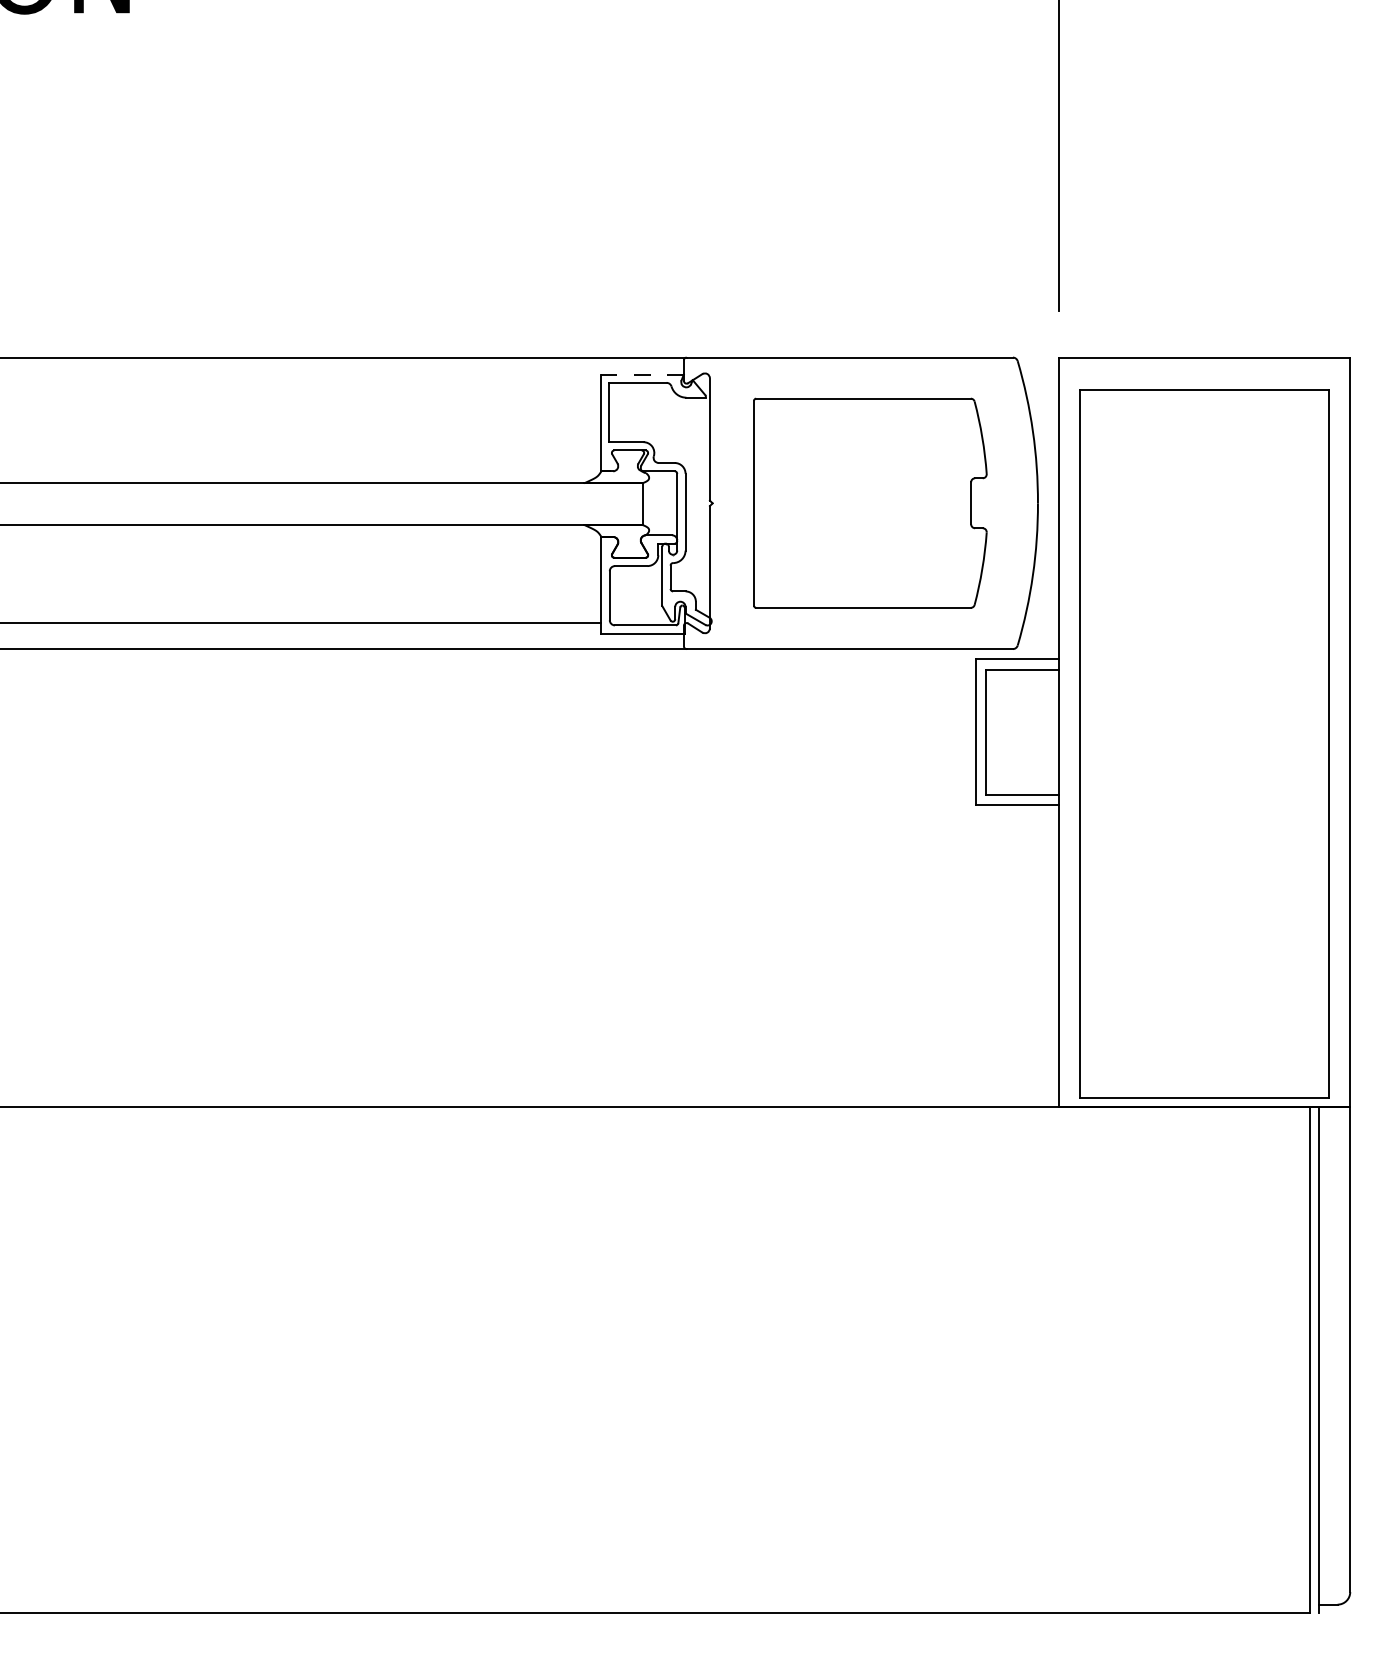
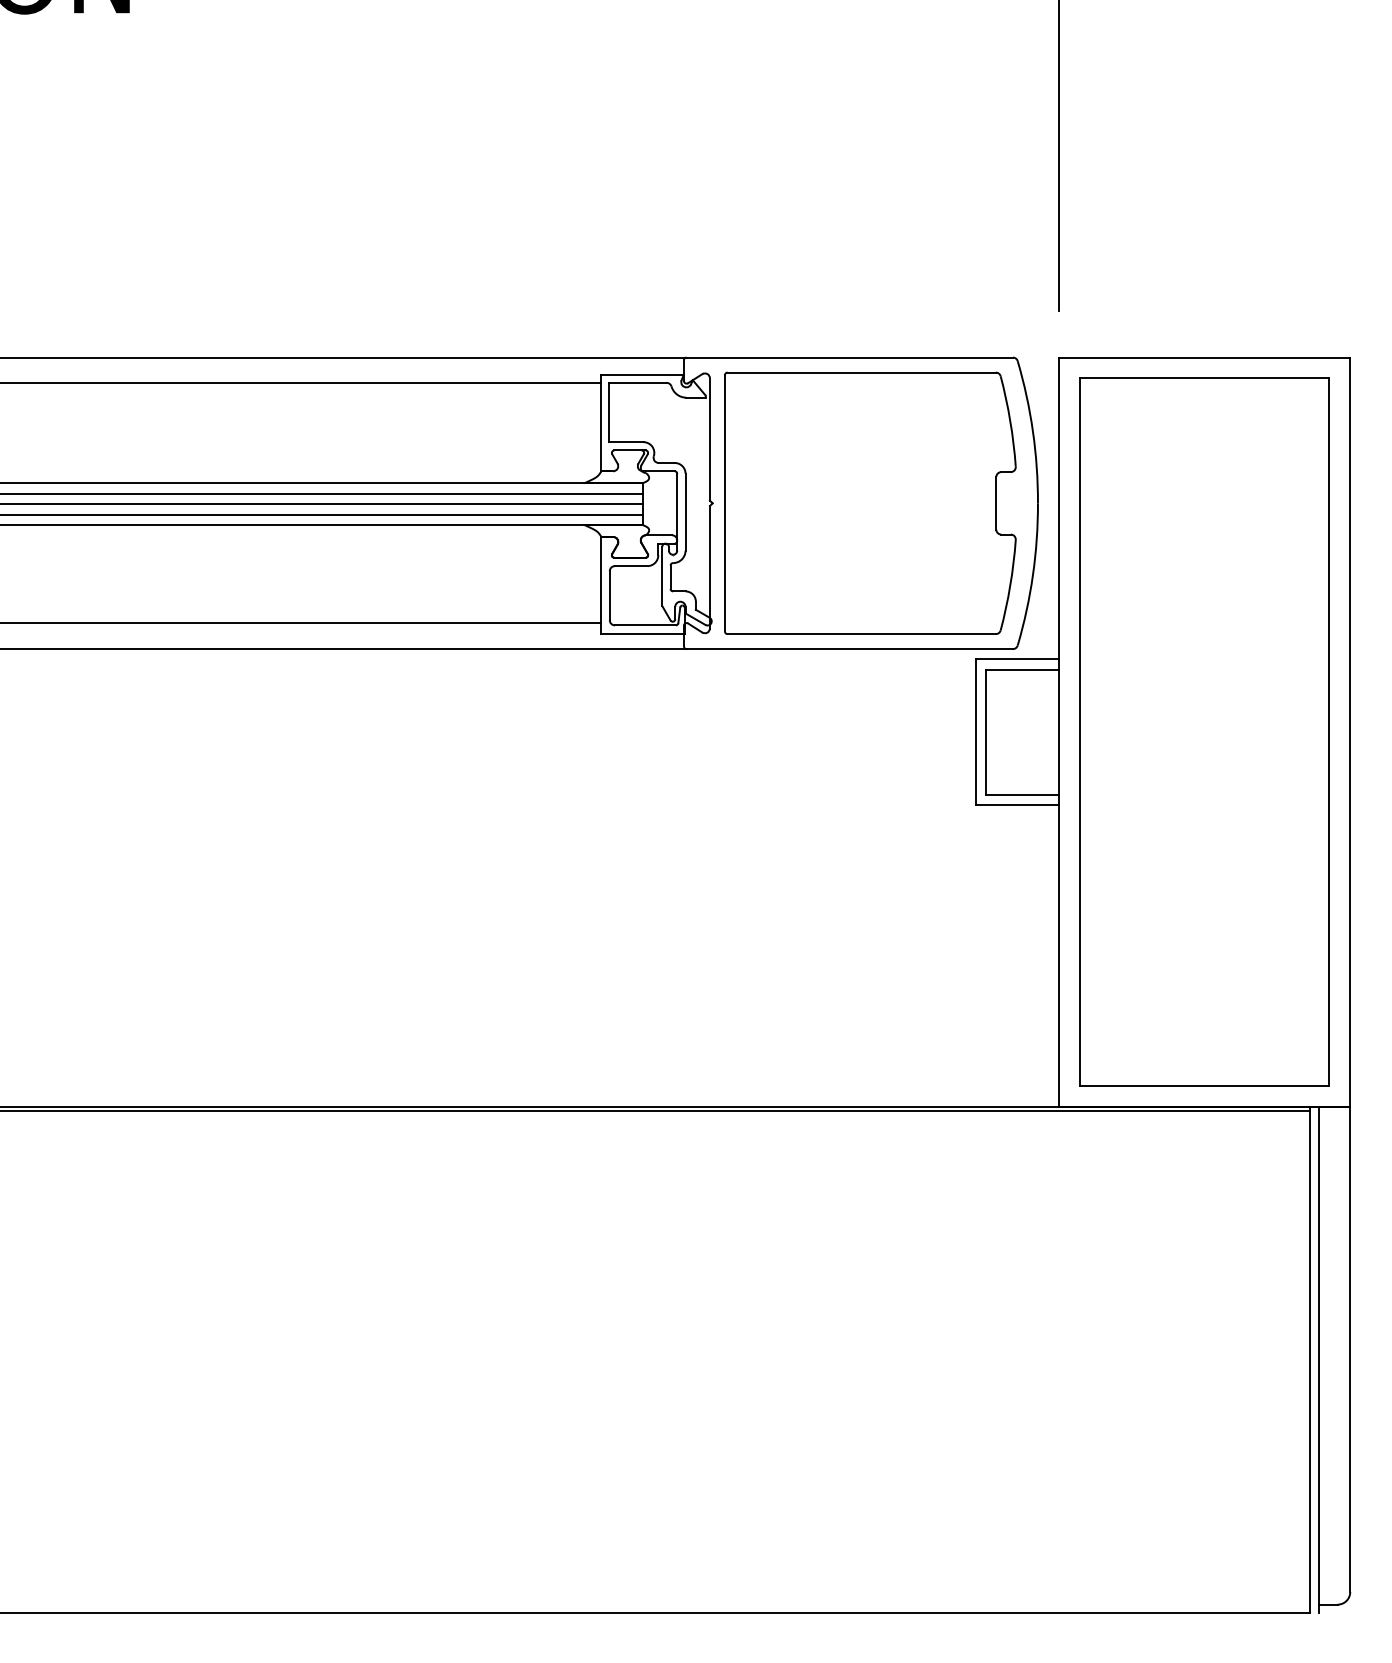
line: dashed -> solid (642, 374)
line: none -> present (301, 383)
line: none -> present (322, 493)
part size: 235x212 px -> 293x264 px (870, 502)
line: none -> present (322, 504)
line: none -> present (322, 514)
part position: (1204, 743) -> (1204, 731) (1204, 731)
line: none -> present (656, 1111)
